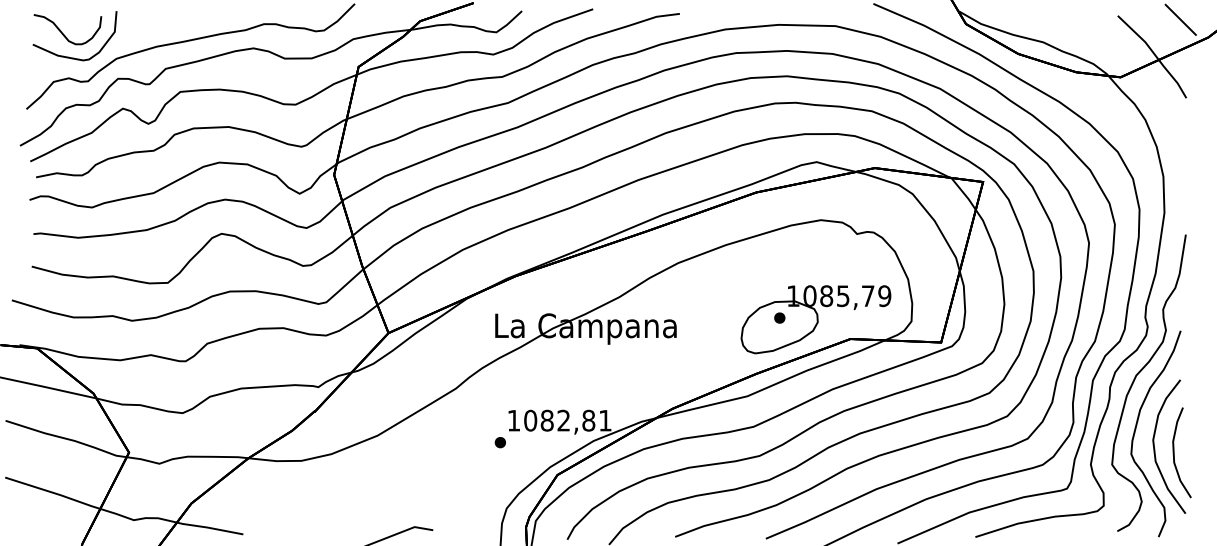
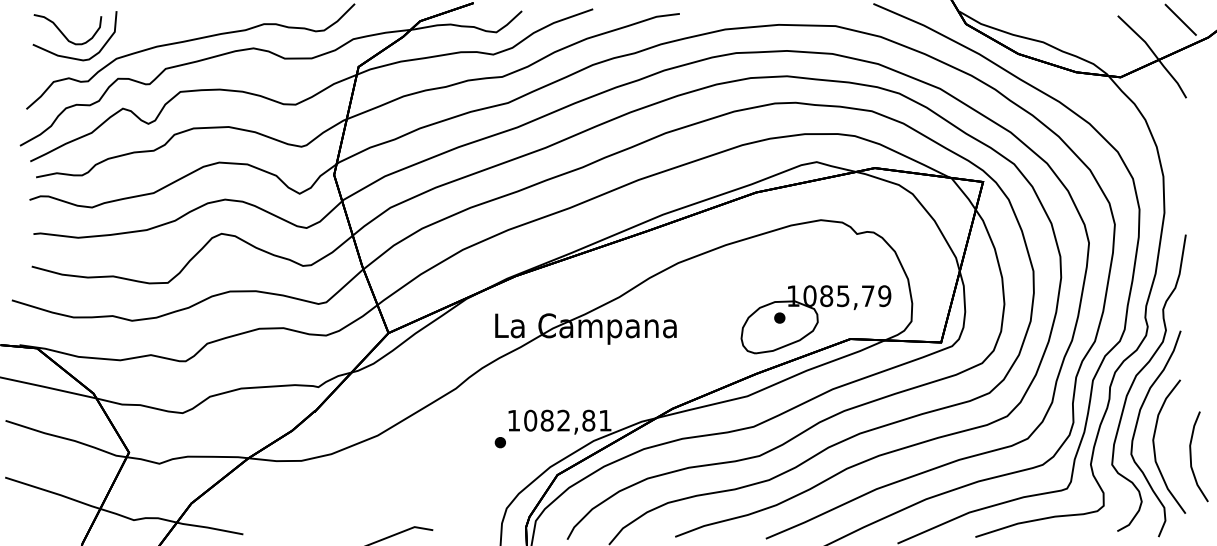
part position: (1174, 452) -> (1191, 456) (1191, 456)
